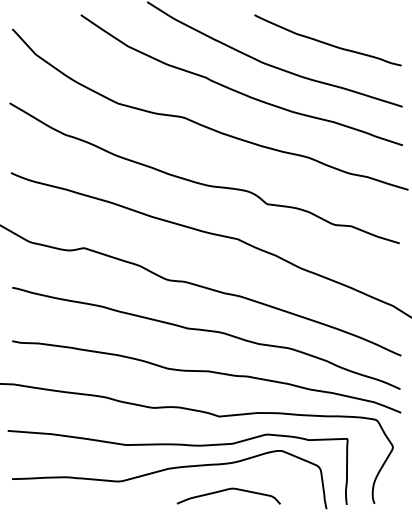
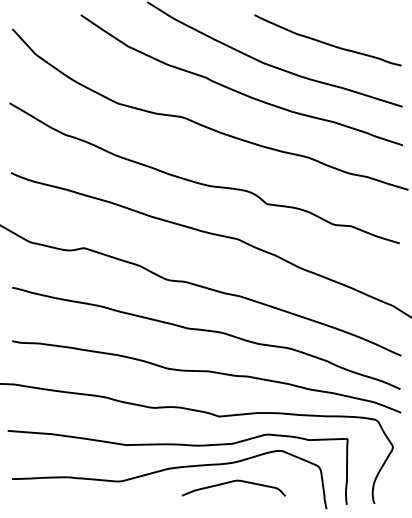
curve position: (228, 490) -> (233, 482) (233, 482)
